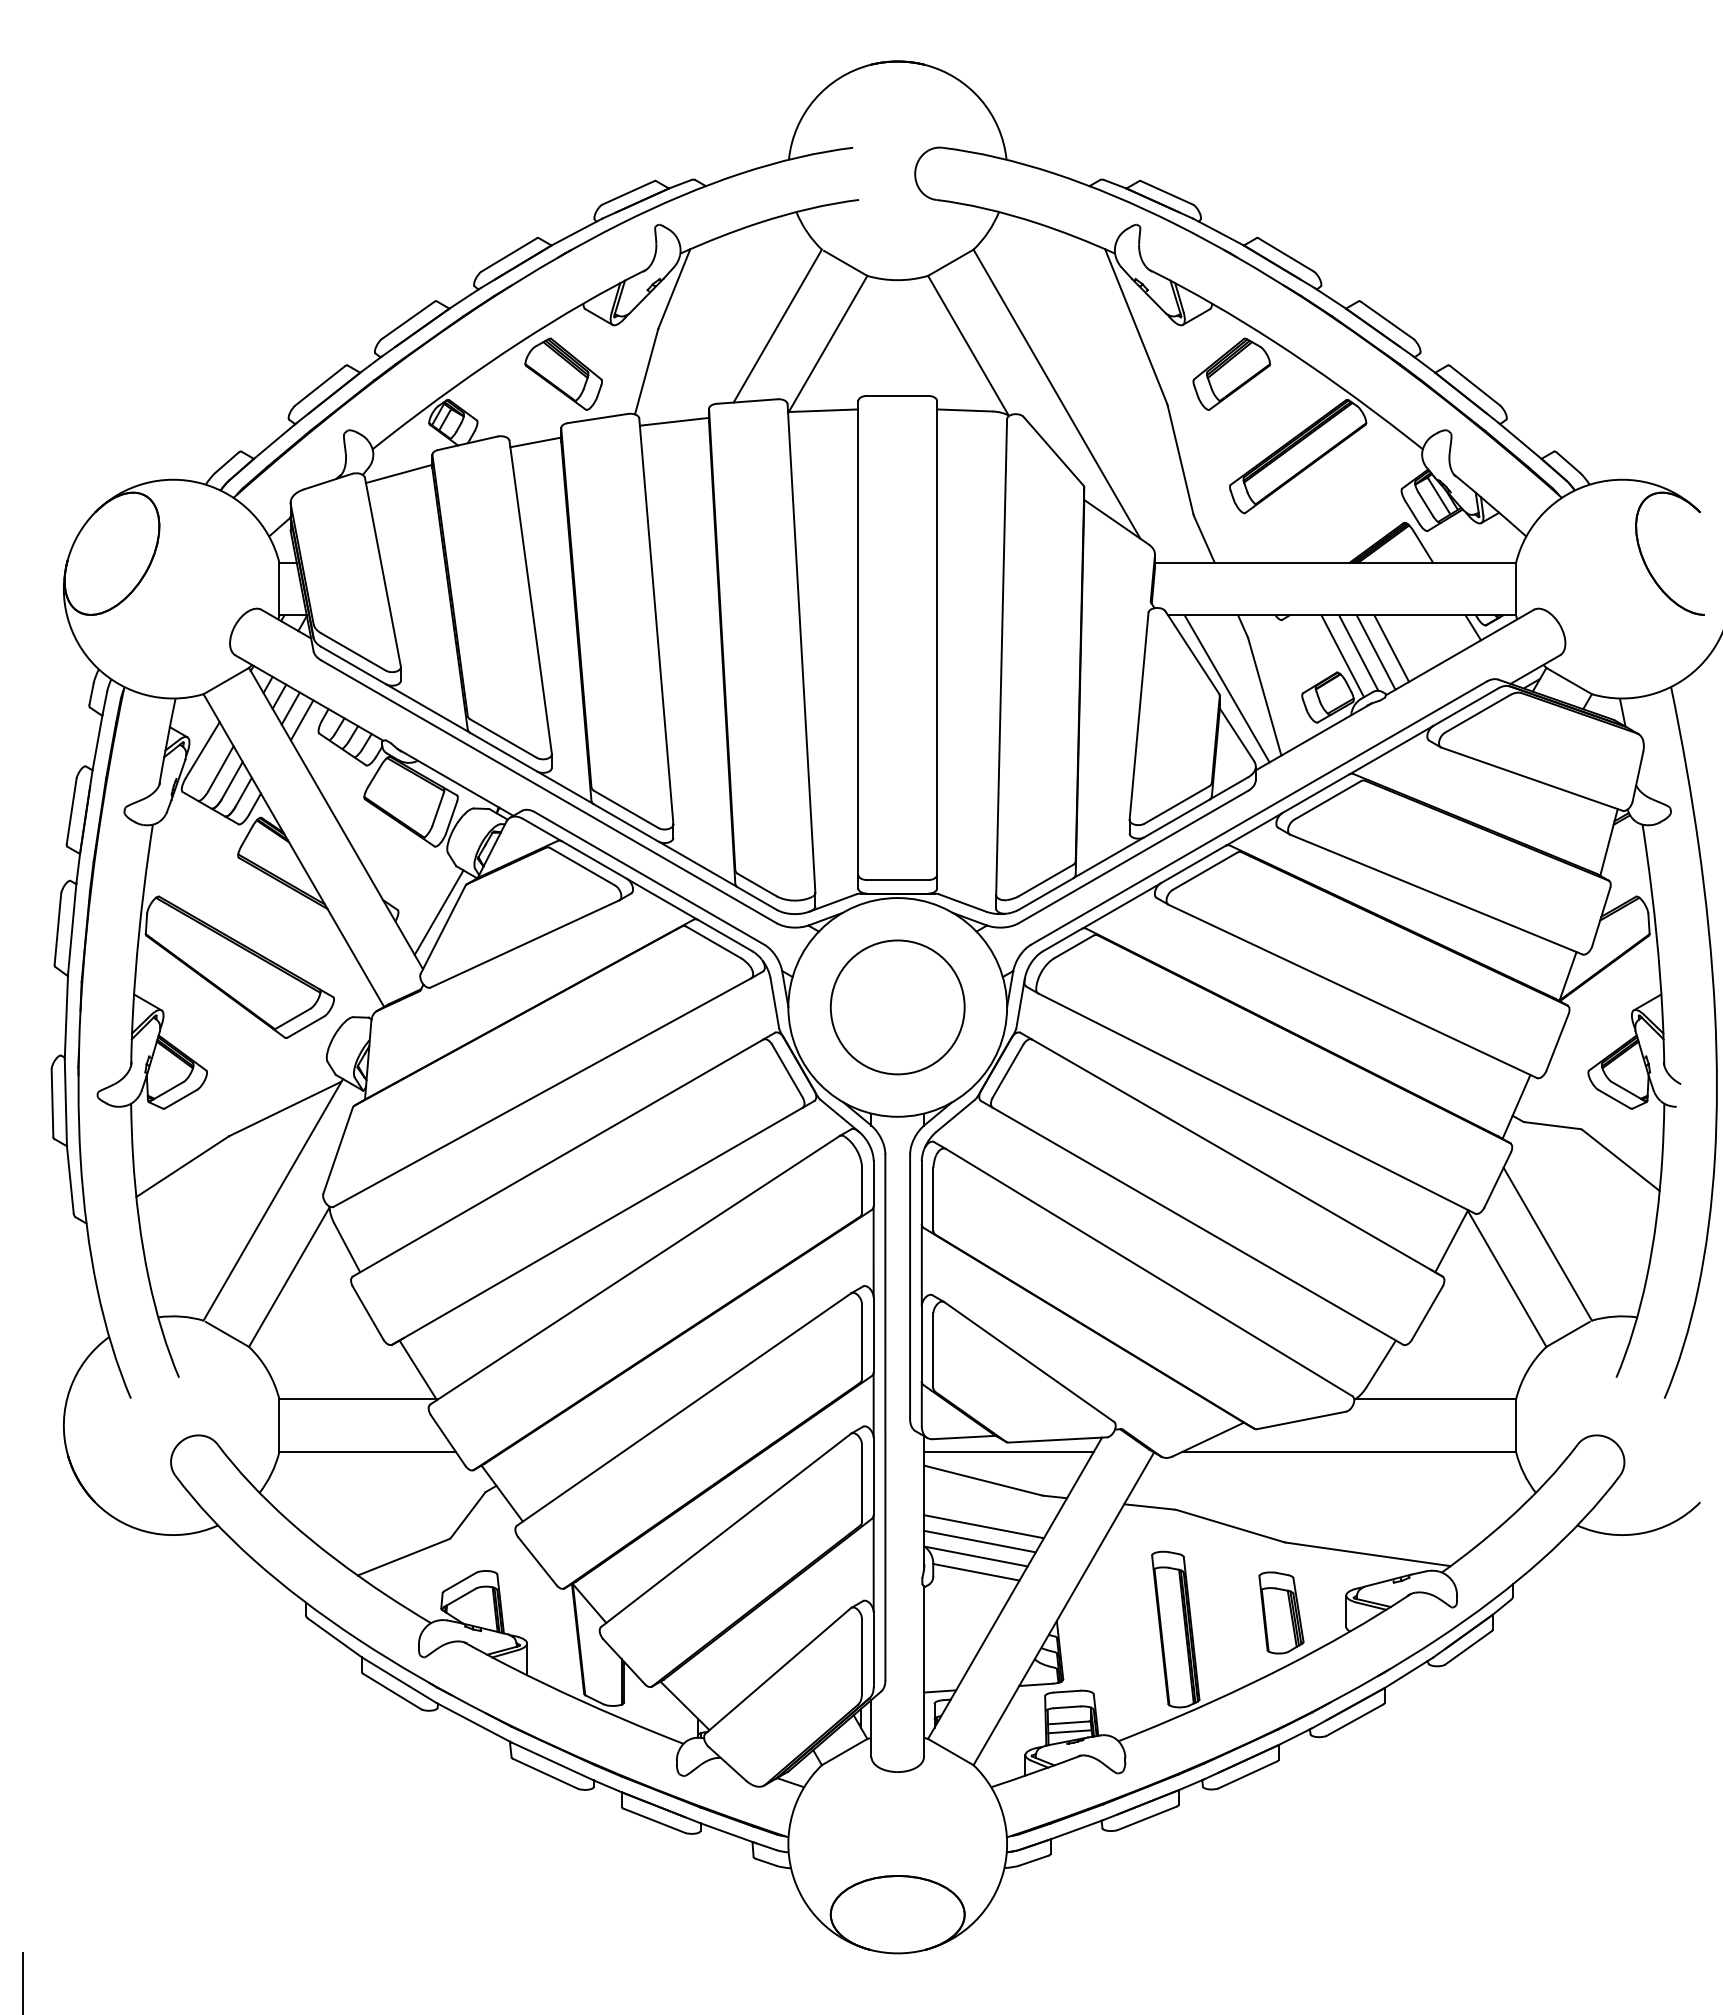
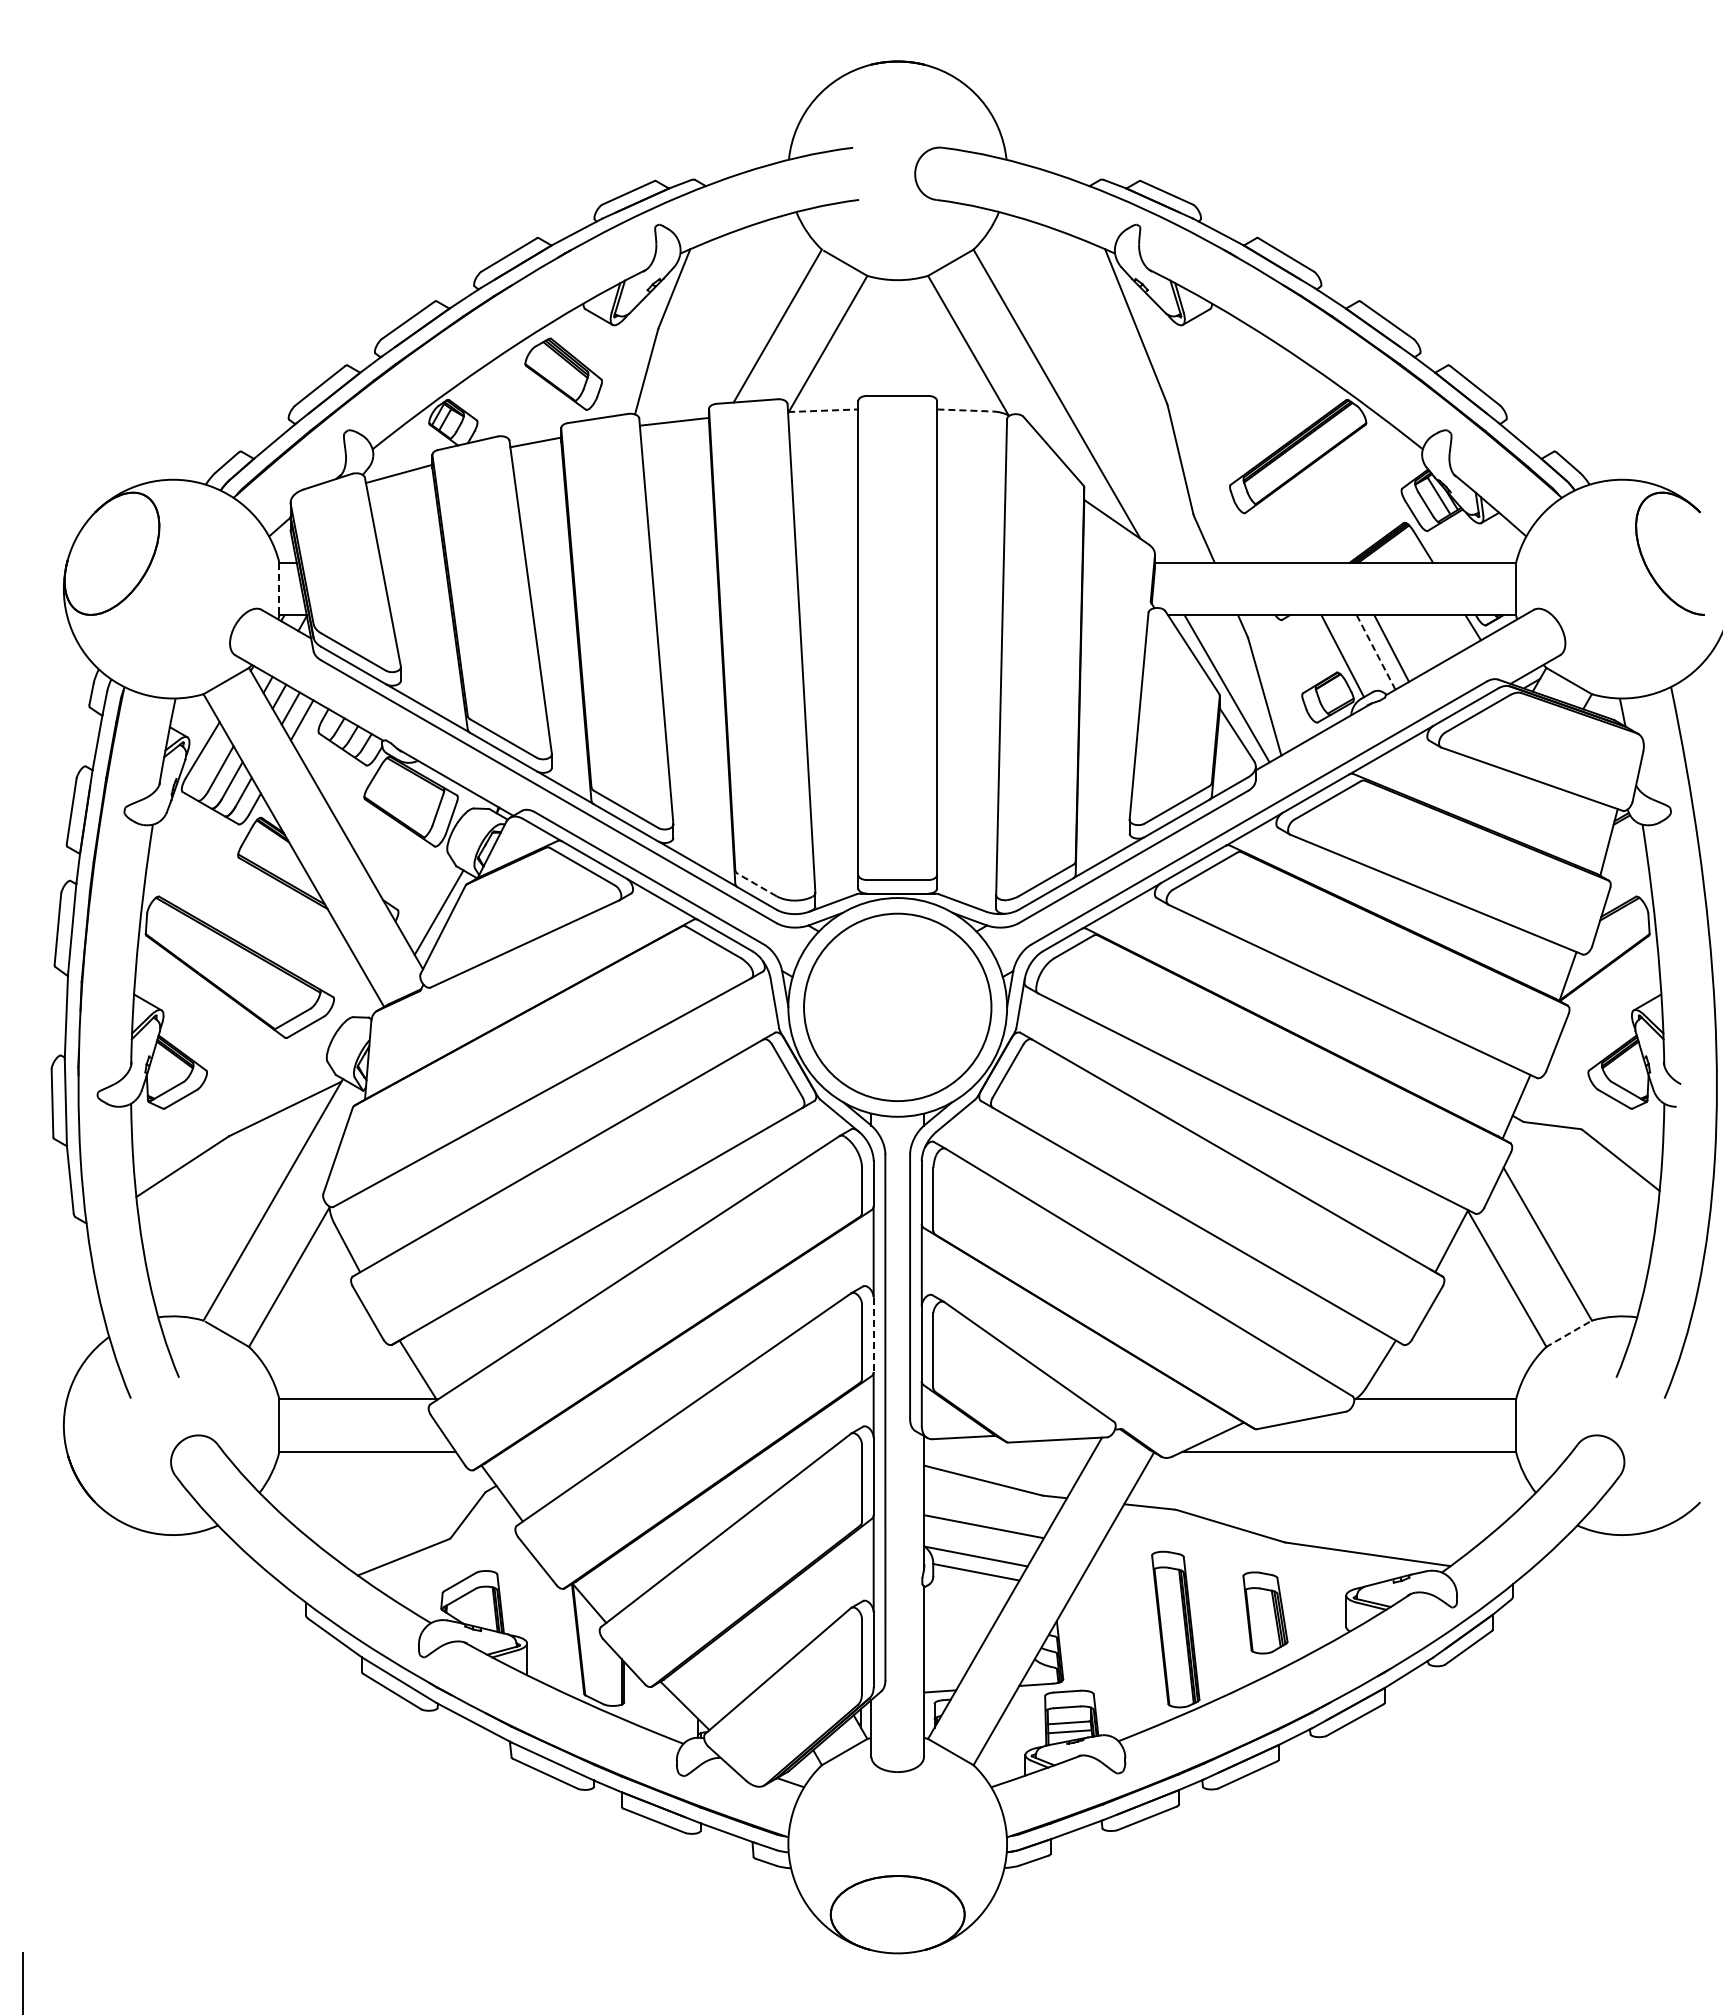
part: present -> none (1231, 373)
line: solid -> dashed (823, 410)
line: solid -> dashed (964, 410)
line: solid -> dashed (279, 589)
line: present -> none (1358, 652)
line: solid -> dashed (1376, 652)
line: solid -> dashed (756, 884)
circle diameter: 134 px -> 187 px (897, 1007)
line: solid -> dashed (1568, 1334)
line: solid -> dashed (873, 1335)
line: present -> none (1008, 1451)
line: present -> none (979, 1541)
part position: (1281, 1612) -> (1265, 1612) (1265, 1612)
